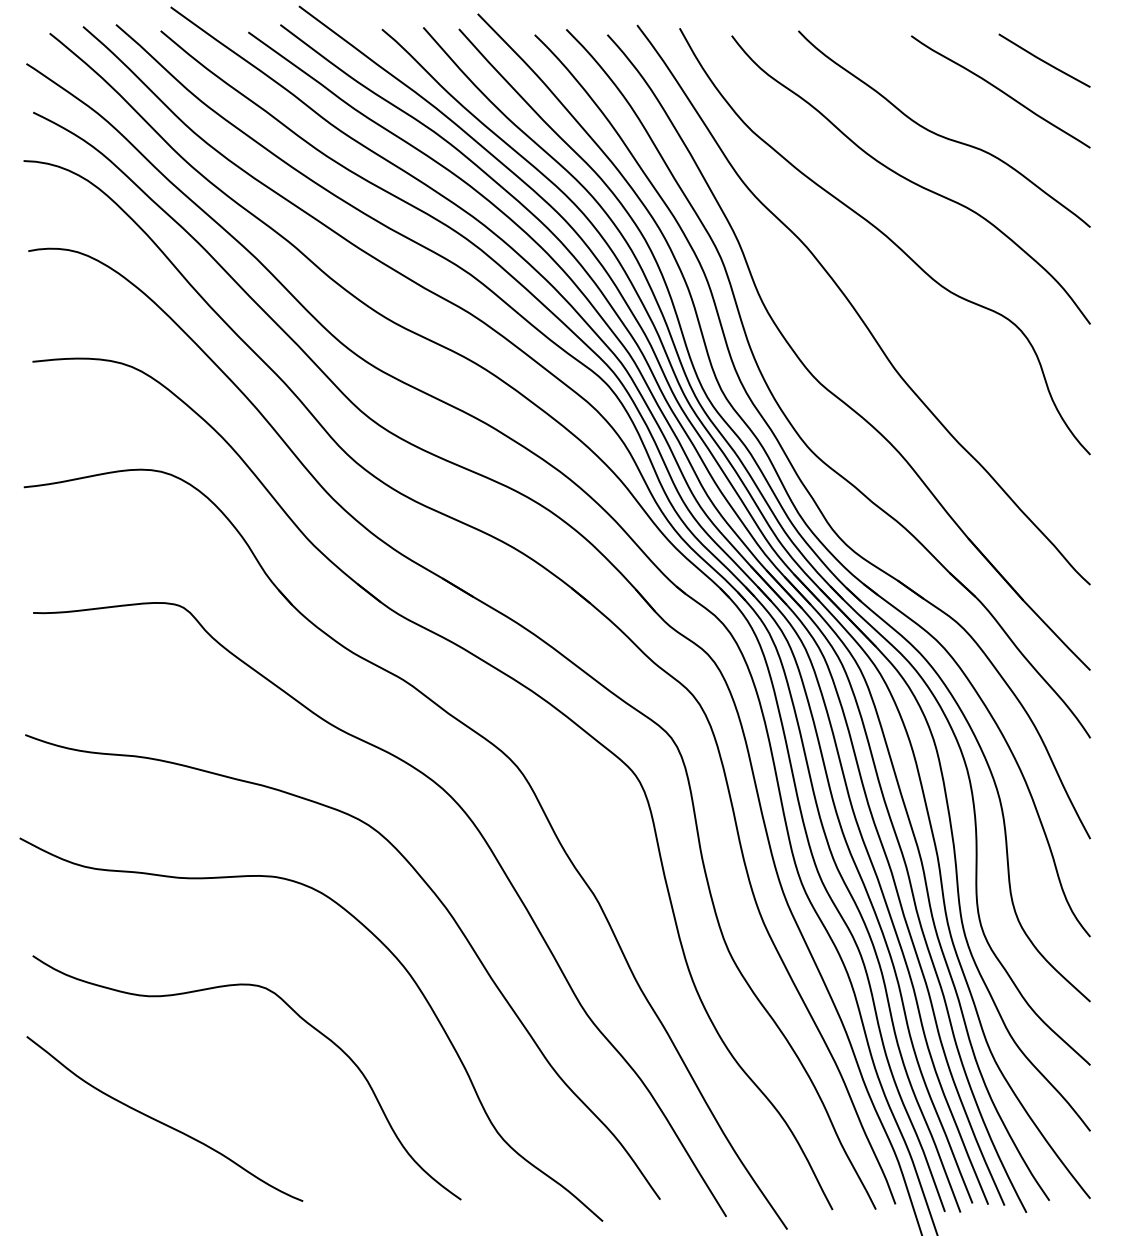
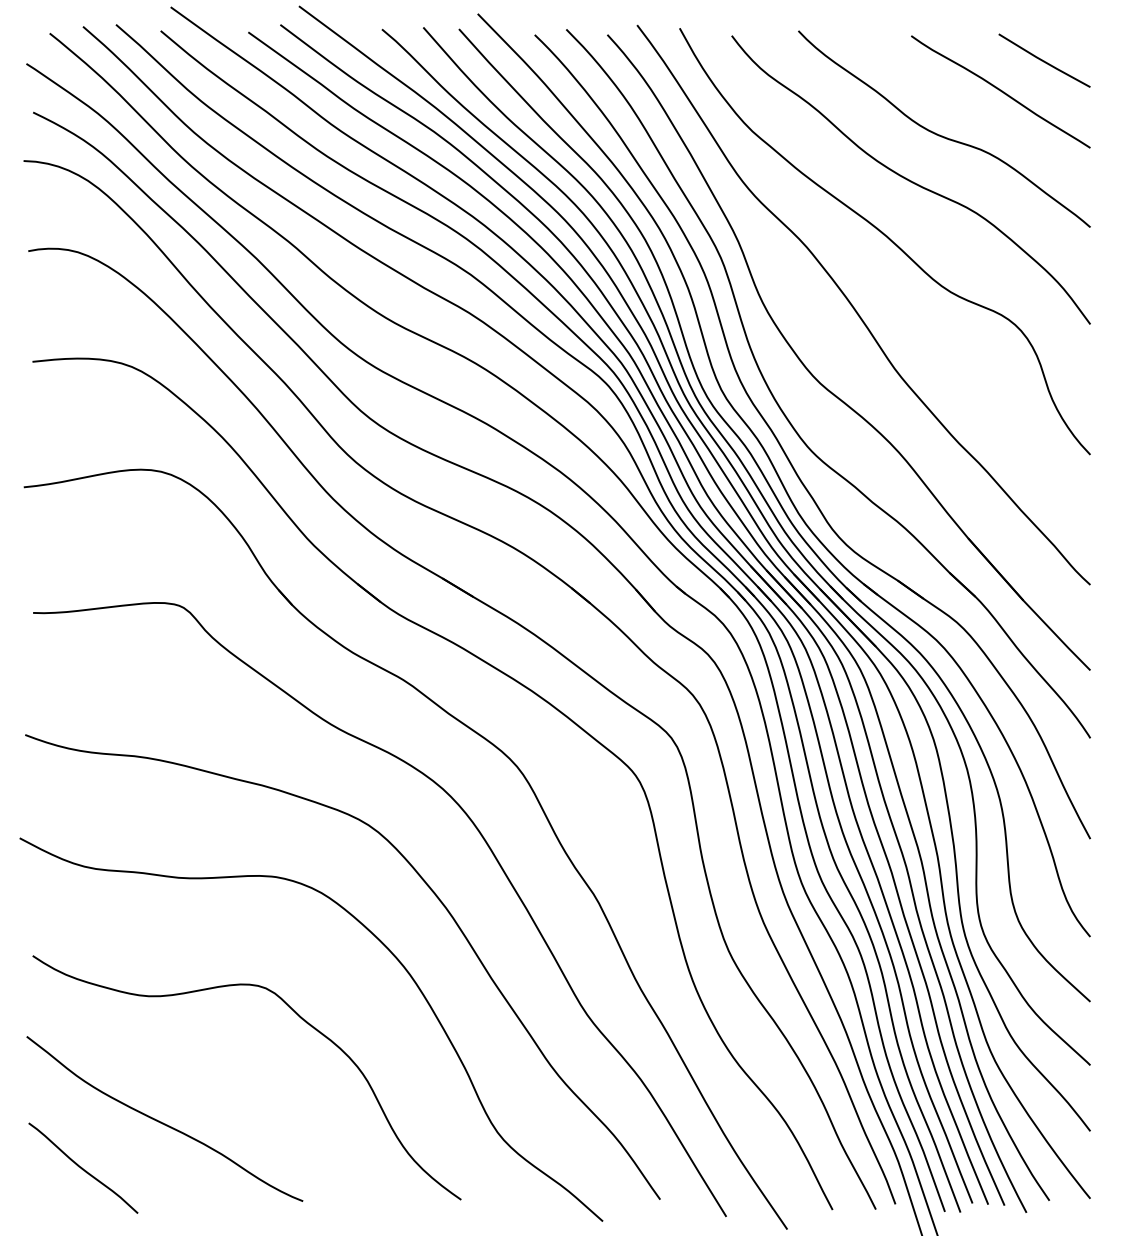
curve: none -> present (82, 1167)
